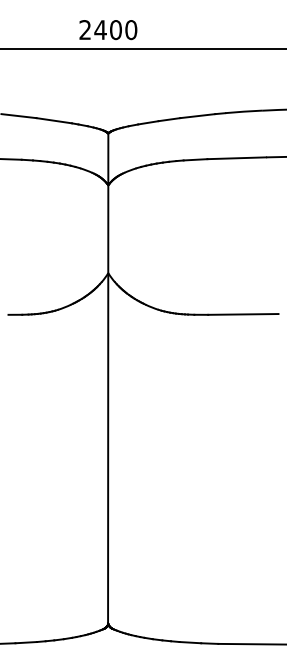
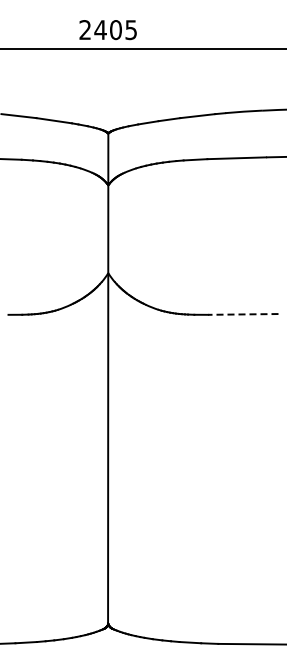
text: 2400 -> 2405 (131, 30)
line: solid -> dashed (242, 314)
